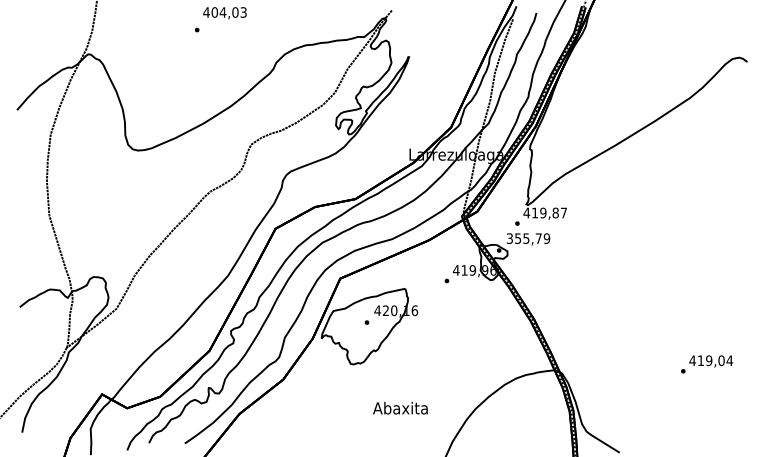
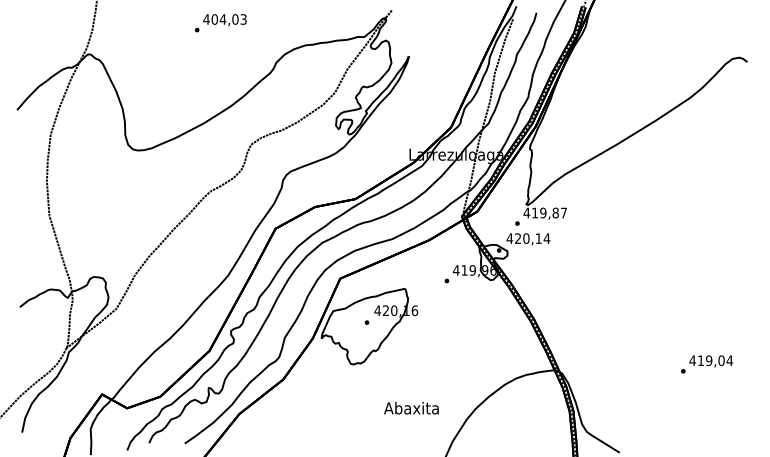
text position: (224, 13) -> (224, 20) (224, 20)
text: 355,79 -> 420,14 (528, 238)
text position: (400, 407) -> (411, 407) (411, 407)
